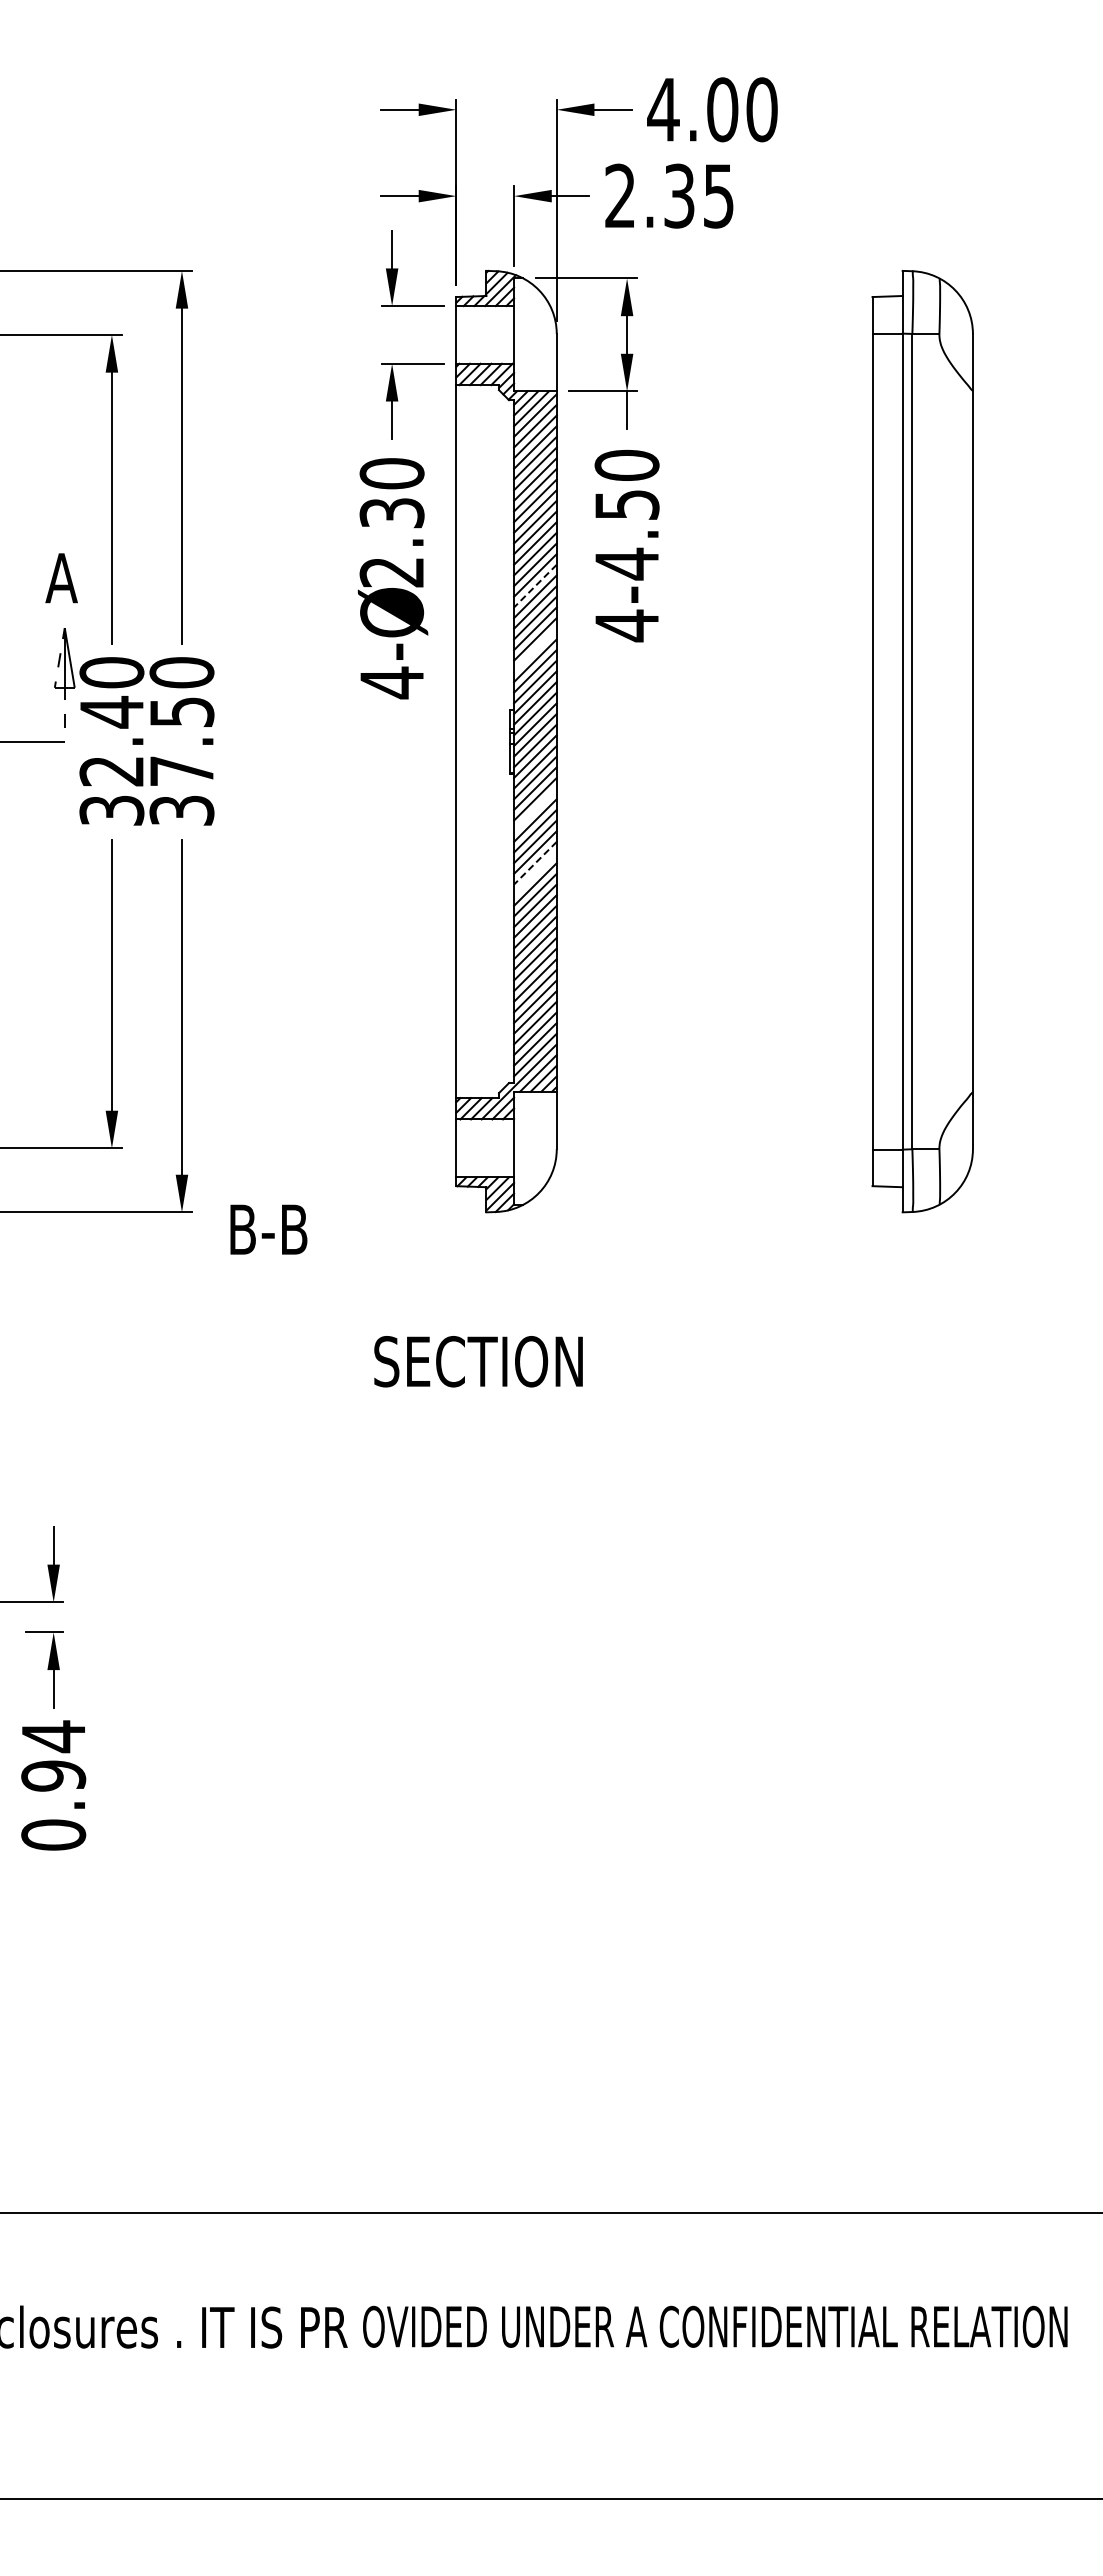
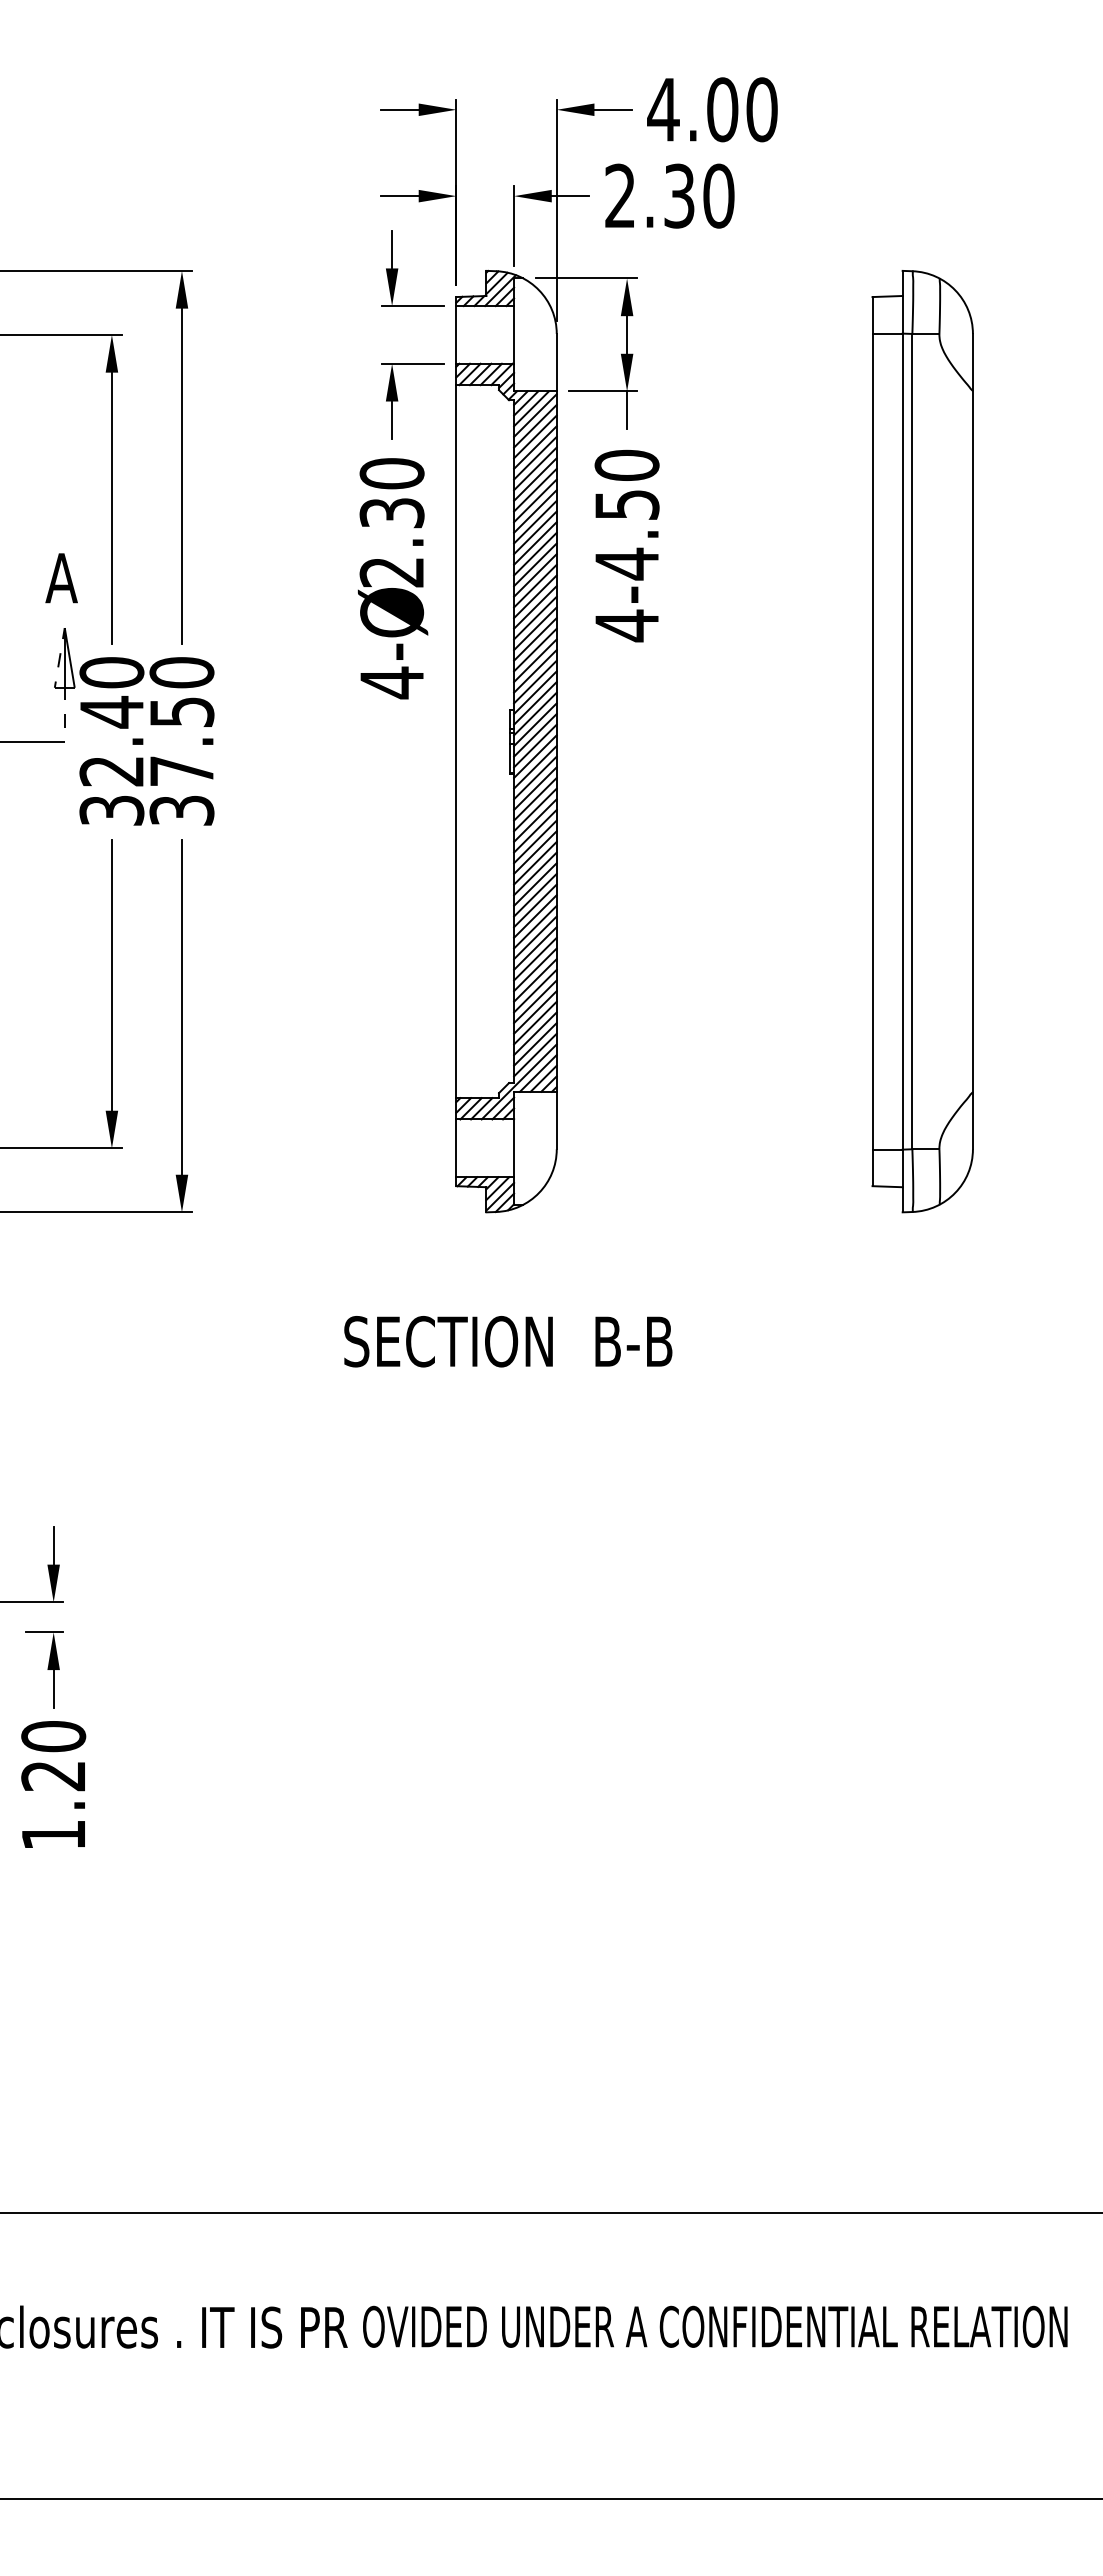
text: 2.35 -> 2.30 (718, 195)
line: dashed -> solid (535, 586)
line: none -> present (535, 649)
line: none -> present (535, 809)
line: dashed -> solid (535, 863)
line: none -> present (535, 873)
text position: (268, 1229) -> (633, 1341) (633, 1341)
text position: (478, 1361) -> (448, 1341) (448, 1341)
text: 0.94 -> 1.20 (53, 1785)
